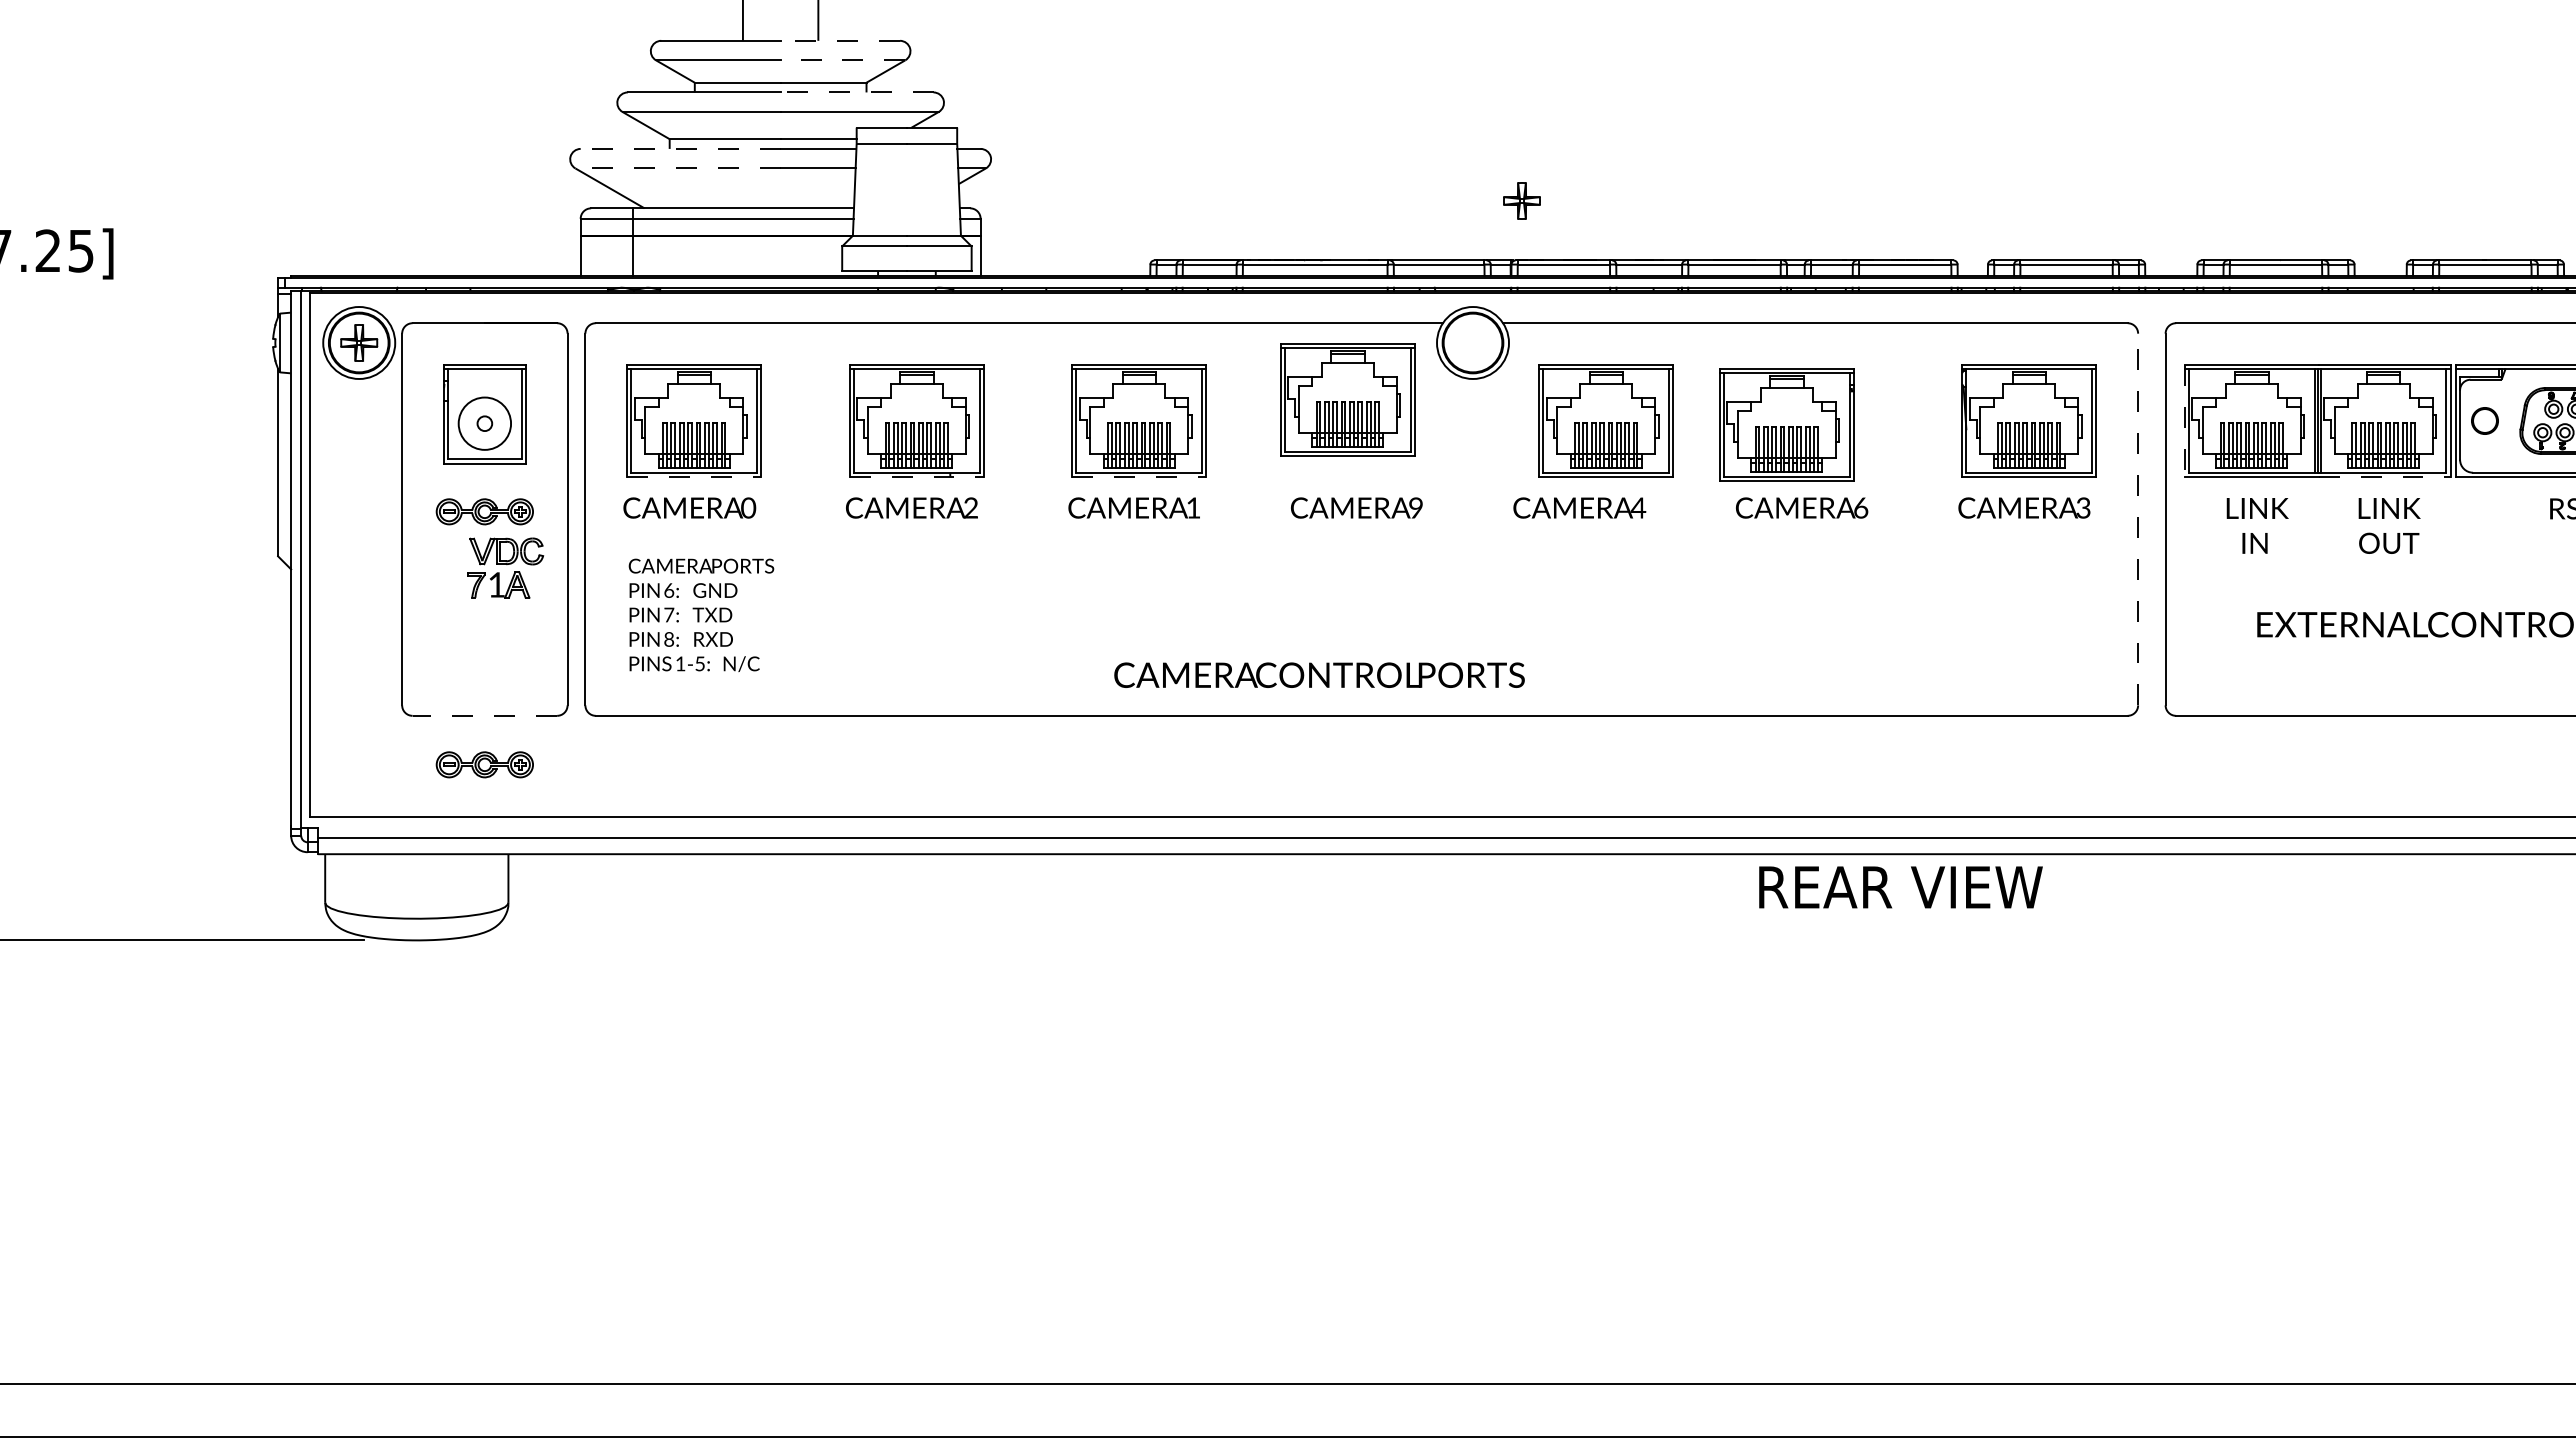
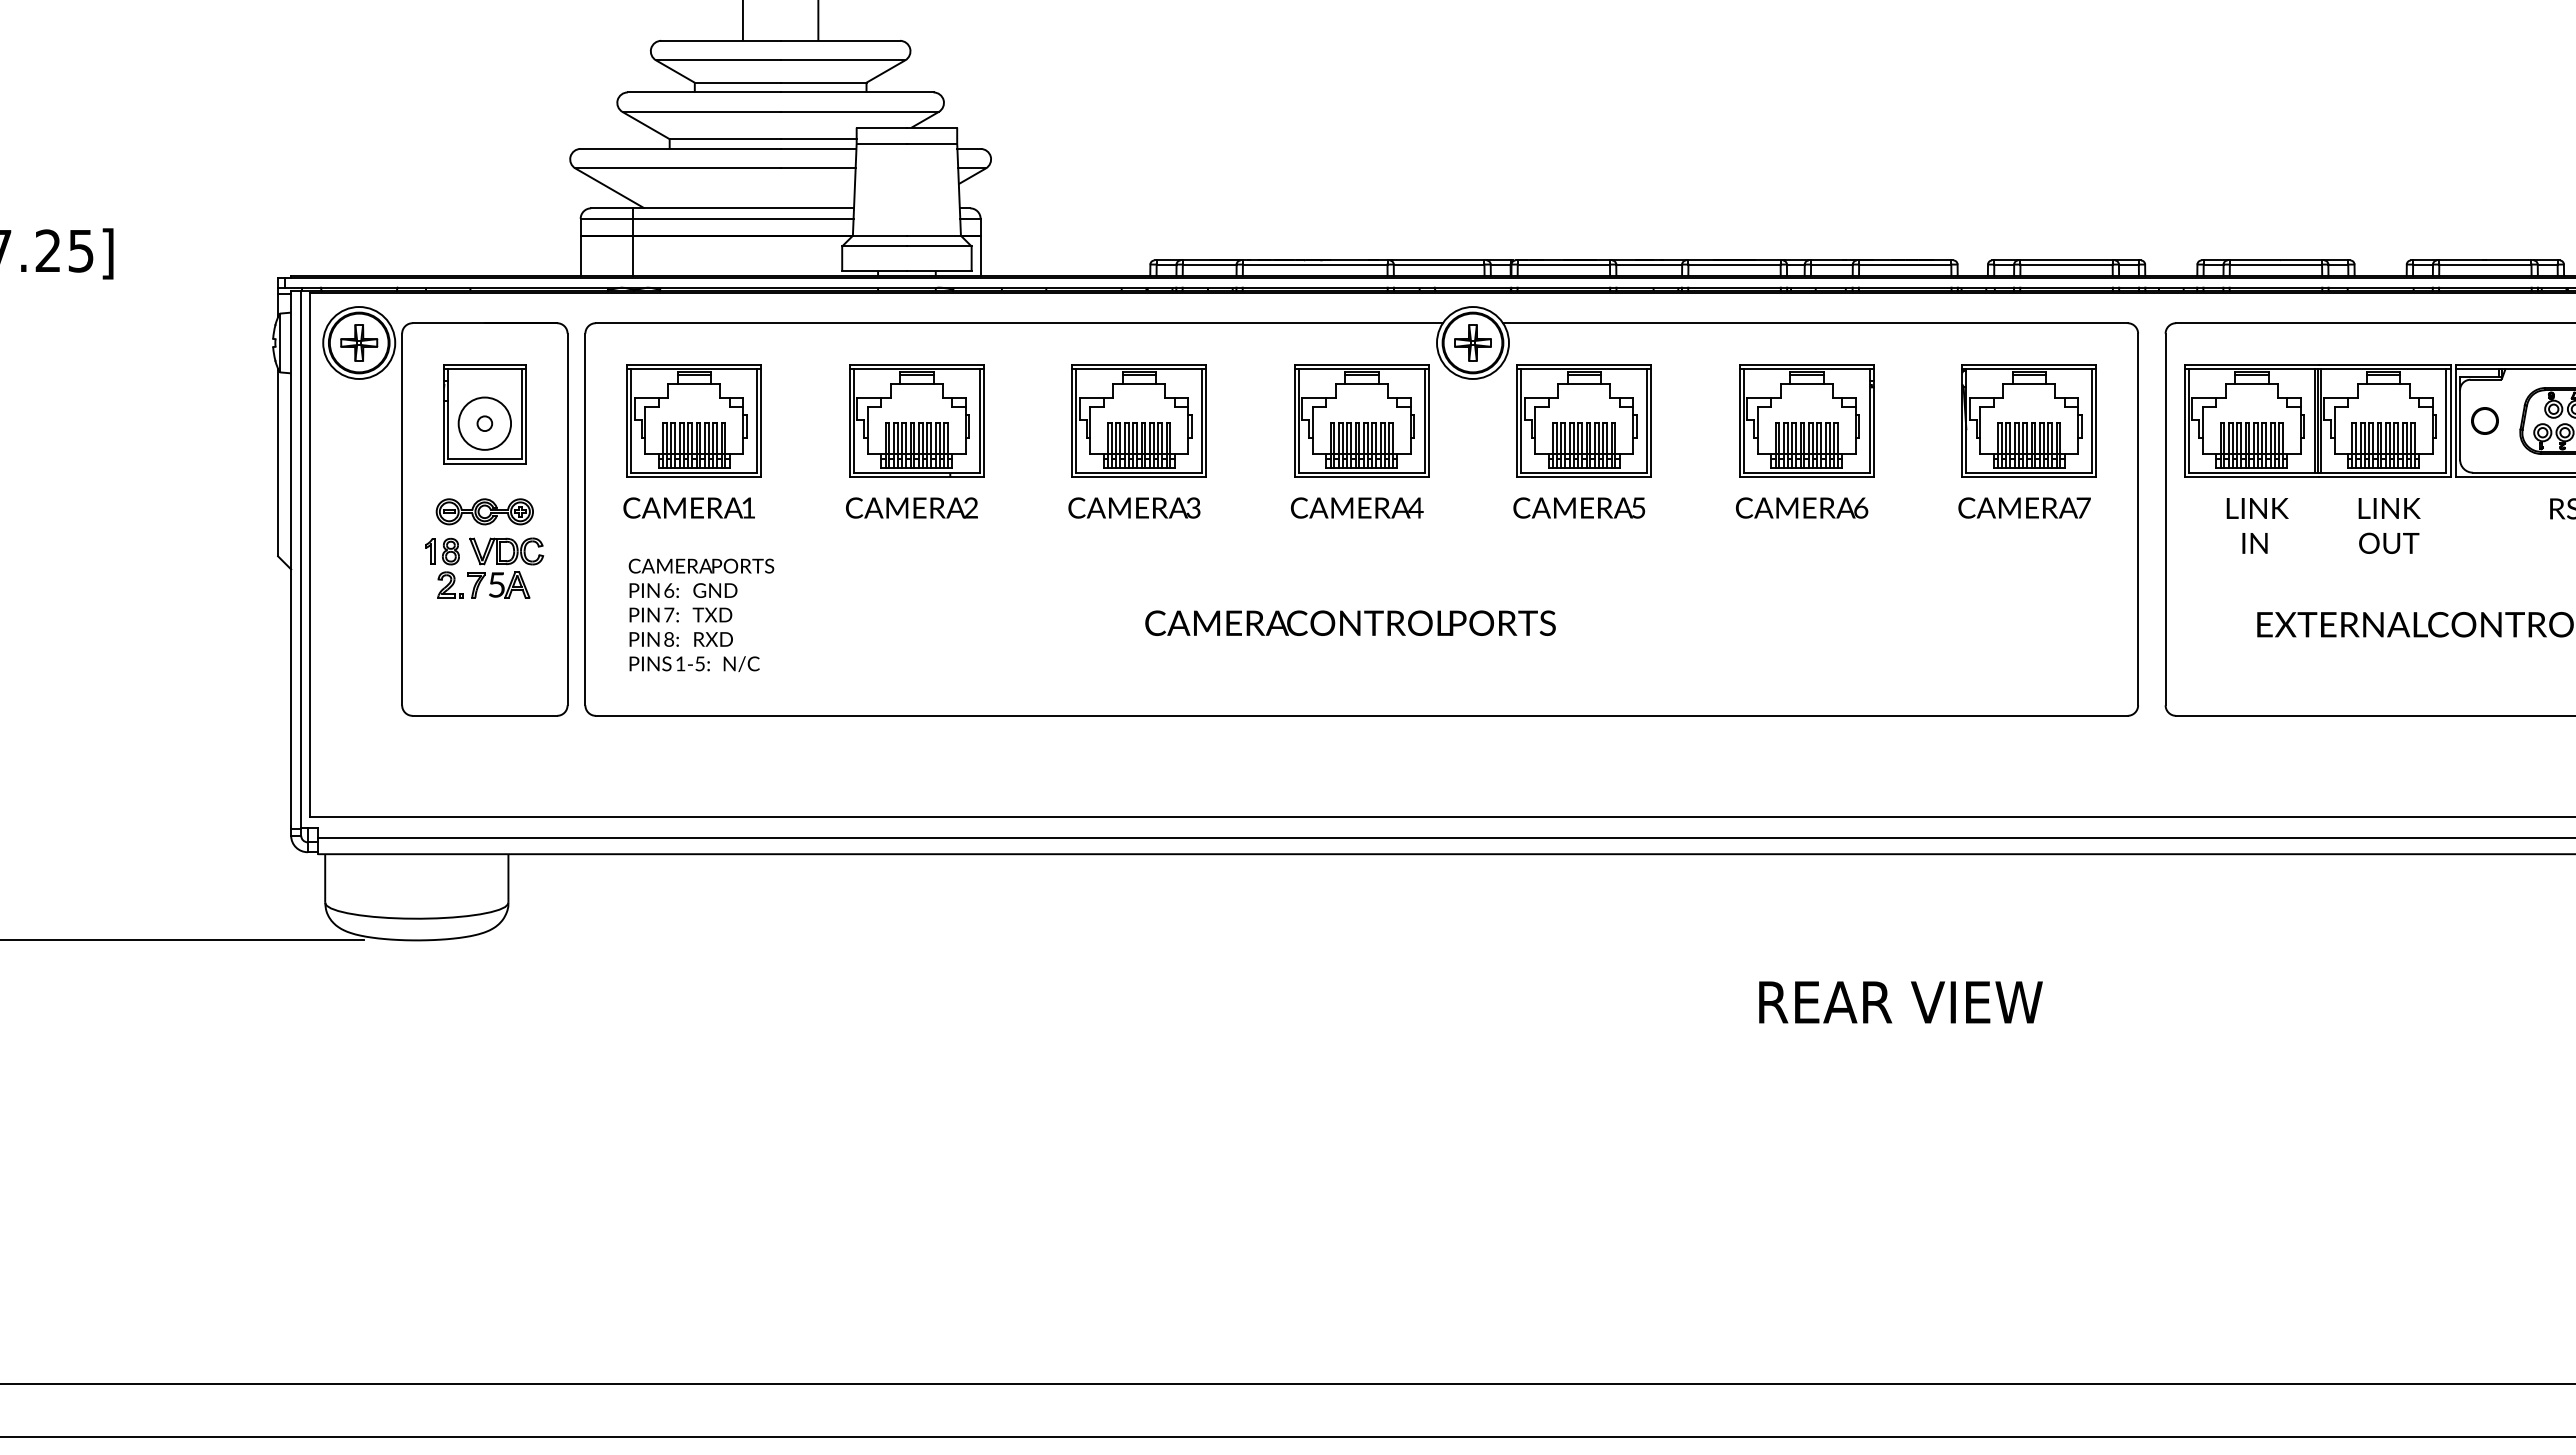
line: dashed -> solid (840, 40)
line: dashed -> solid (842, 60)
line: dashed -> solid (856, 92)
line: dashed -> solid (680, 148)
line: dashed -> solid (678, 168)
part position: (1521, 200) -> (1472, 342) (1472, 342)
part position: (1347, 399) -> (1361, 420) (1361, 420)
part position: (1605, 420) -> (1583, 420) (1583, 420)
line: dashed -> solid (2184, 421)
part position: (1786, 424) -> (1806, 420) (1806, 420)
line: dashed -> solid (694, 477)
line: dashed -> solid (917, 477)
line: dashed -> solid (1139, 477)
line: dashed -> solid (2384, 477)
text: 0 -> 1 (748, 507)
text: 1 -> 3 (1193, 507)
text: 9 -> 4 (1415, 507)
text: 4 -> 5 (1638, 507)
text: 3 -> 7 (2083, 507)
line: dashed -> solid (2138, 519)
part: none -> present (444, 567)
text: 1 -> 5 (496, 584)
text position: (1319, 674) -> (1350, 622) (1350, 622)
line: dashed -> solid (484, 715)
part: present -> none (484, 764)
text position: (1900, 887) -> (1900, 1002) (1900, 1002)
